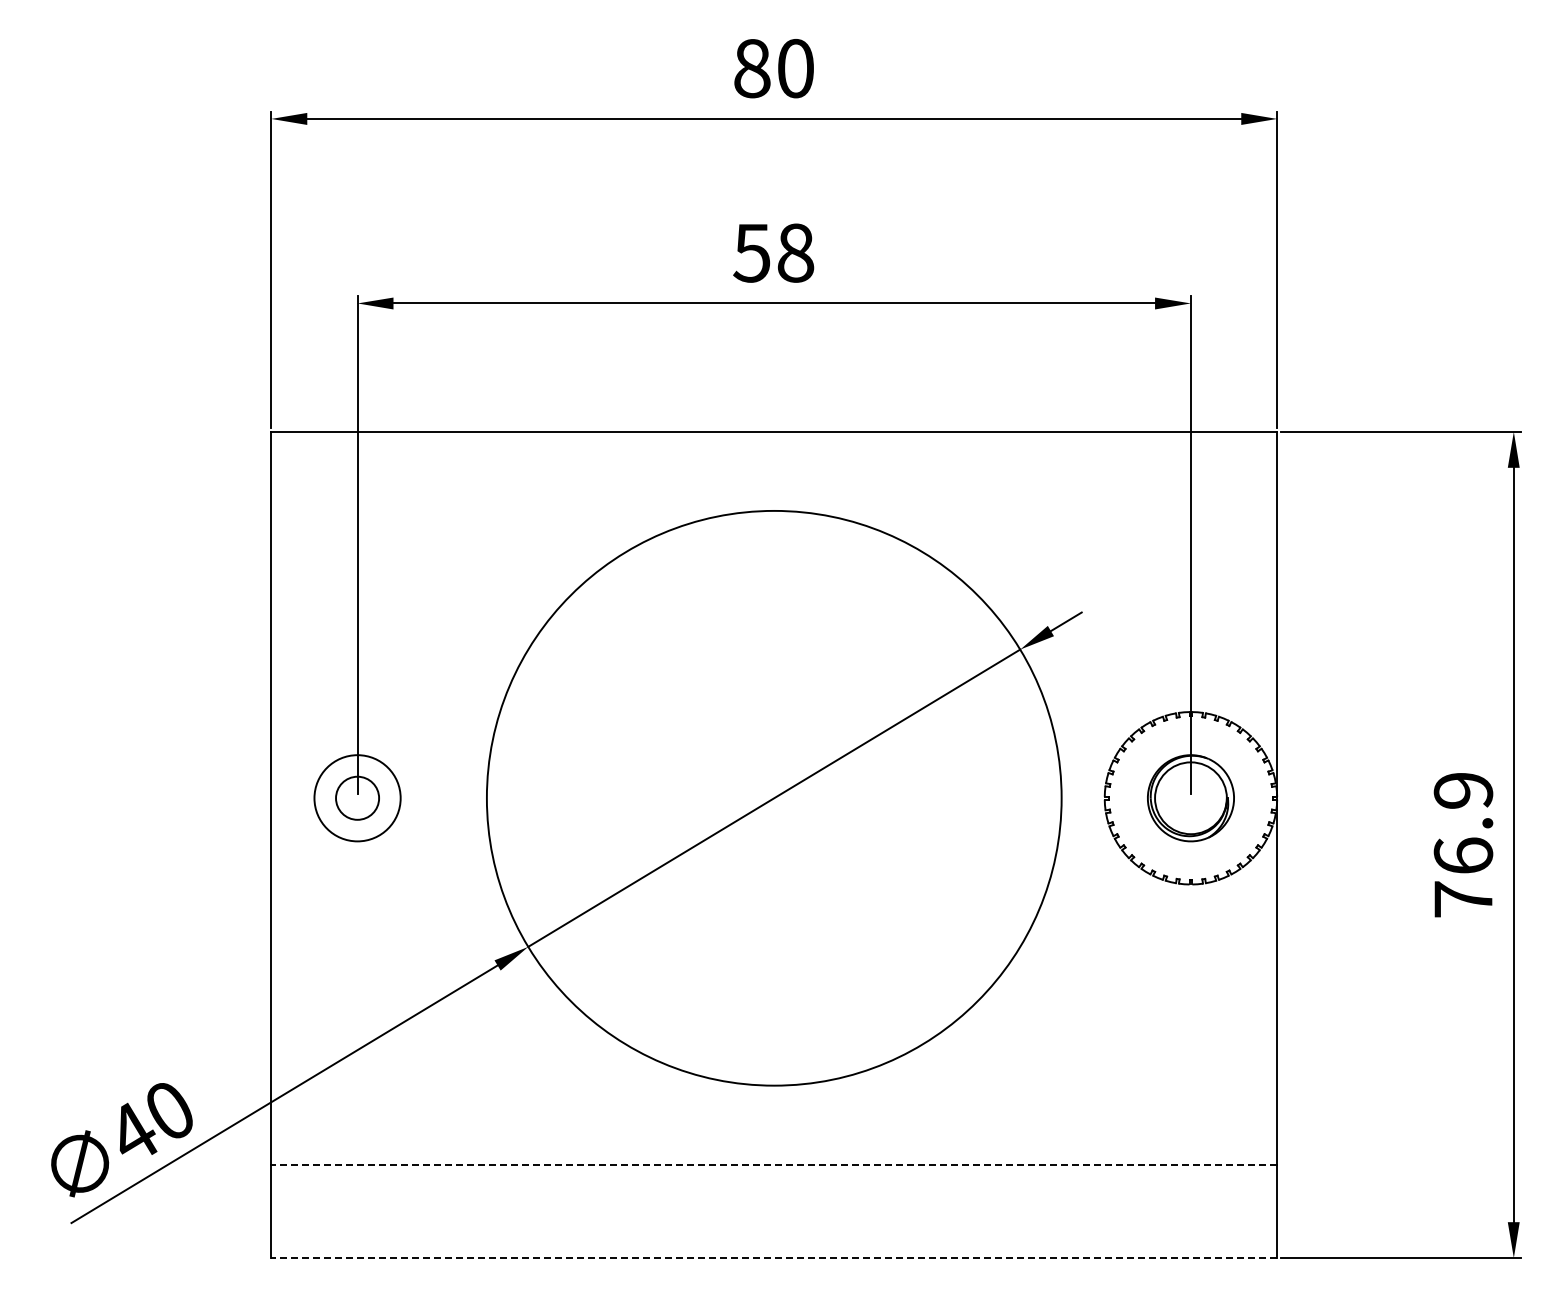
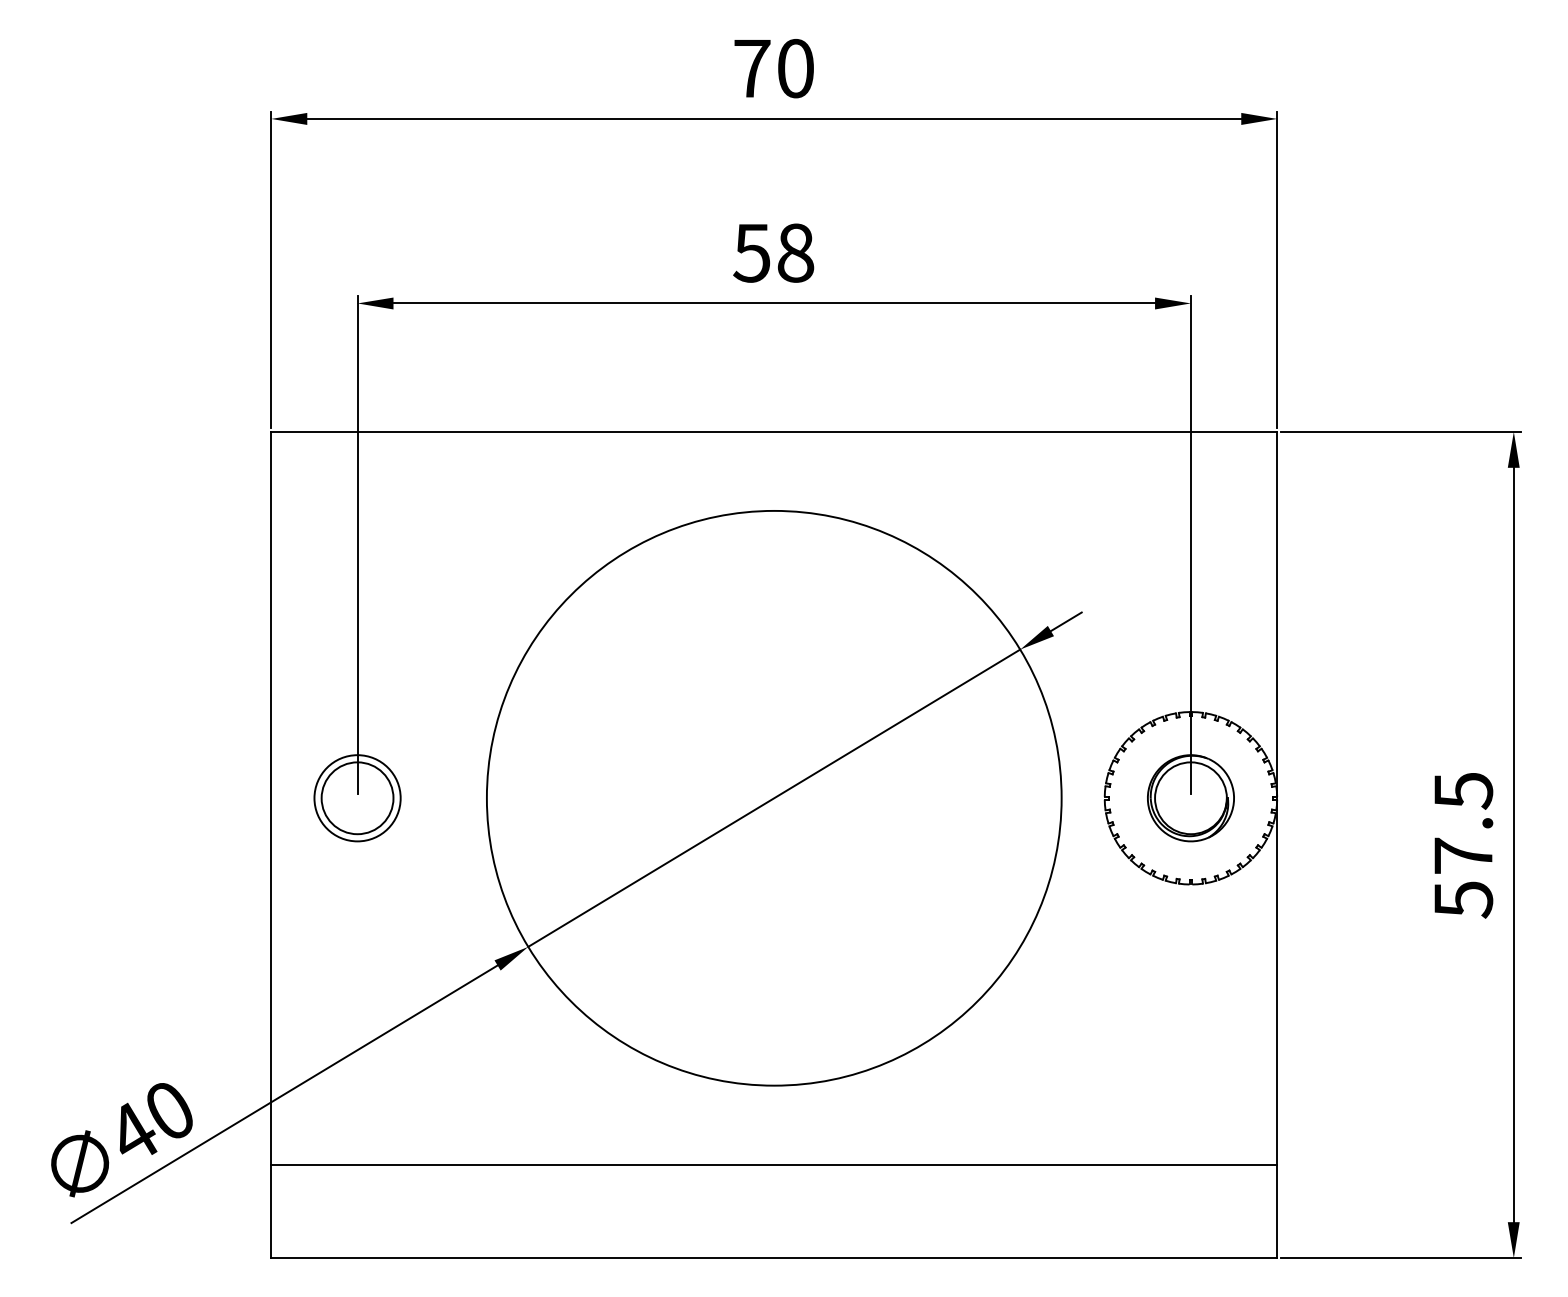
text: 80 -> 70 (752, 68)
circle diameter: 43 px -> 72 px (357, 798)
text: 76.9 -> 57.5 (1463, 845)
line: dashed -> solid (774, 1164)
line: dashed -> solid (774, 1258)
